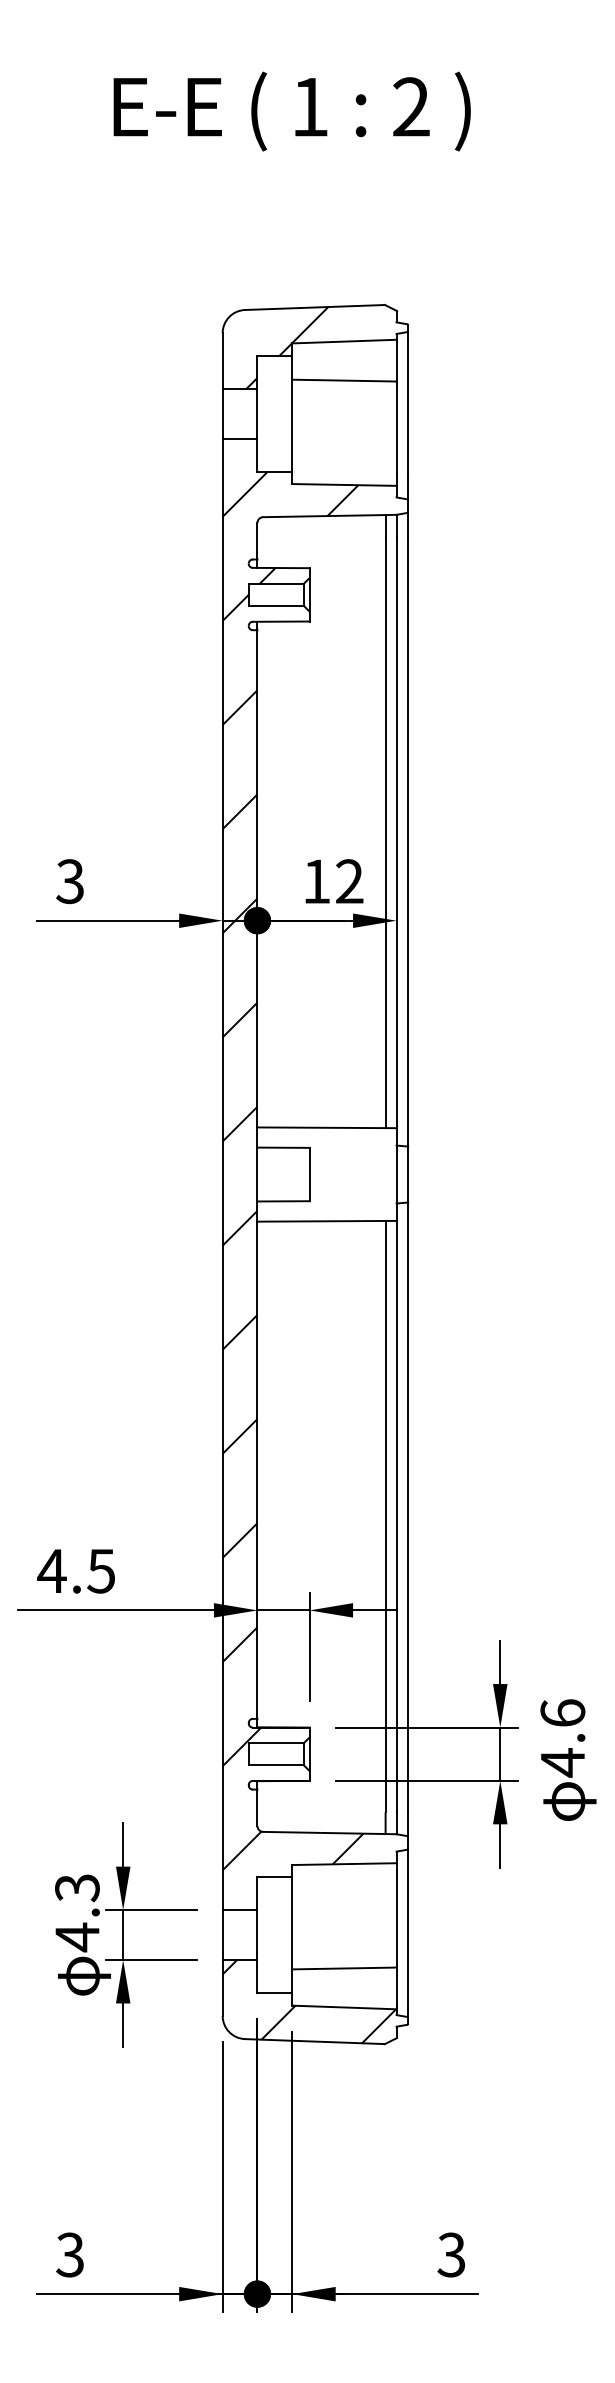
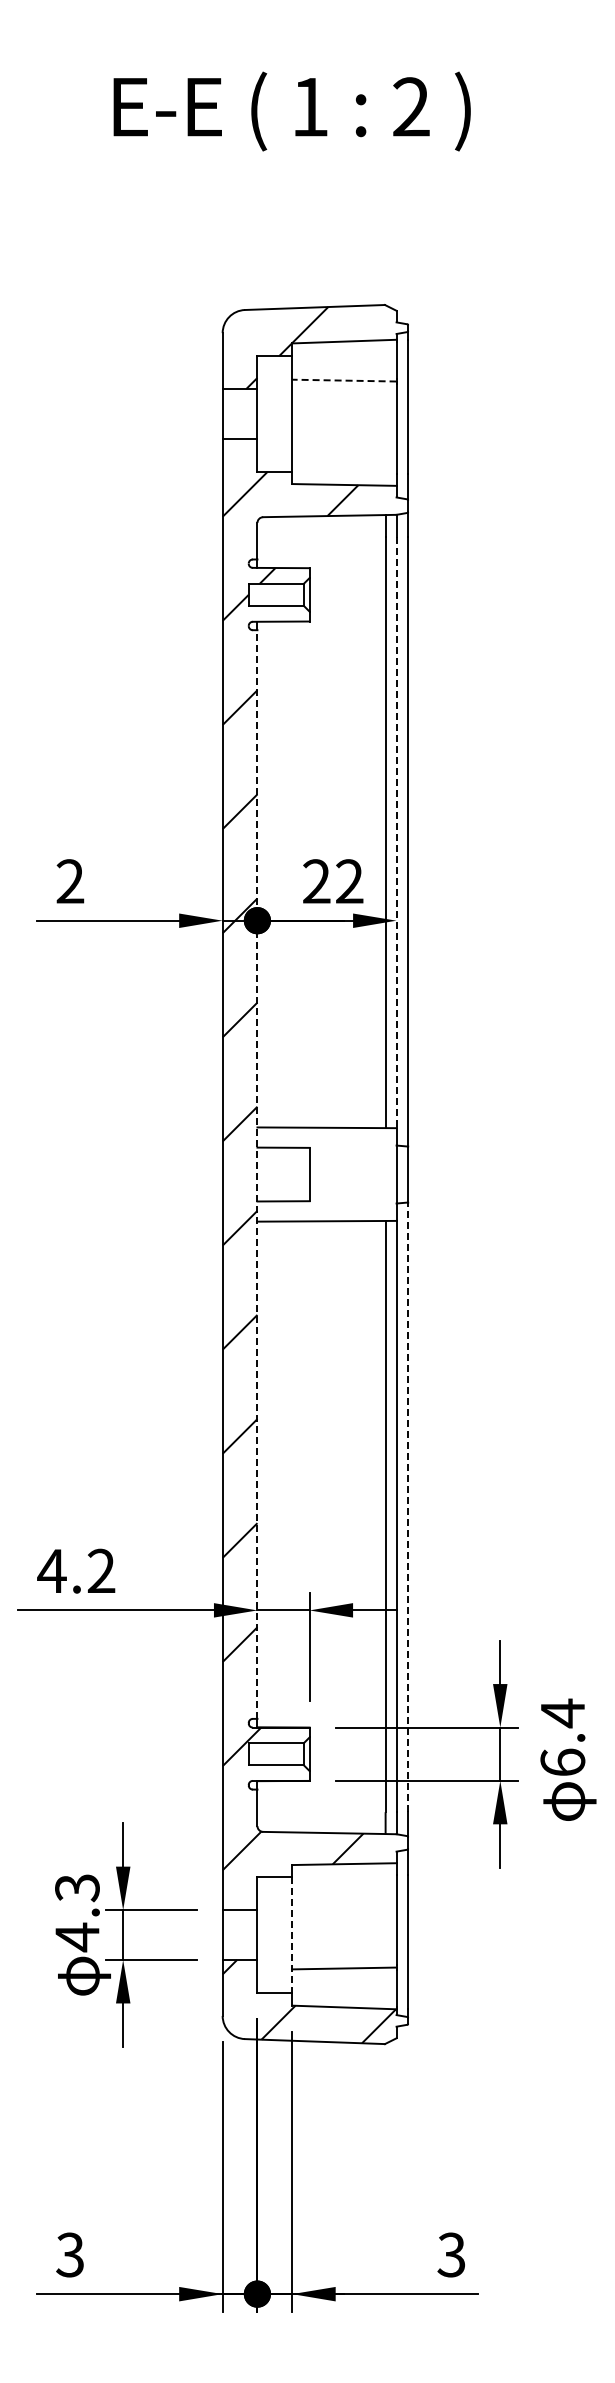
line: solid -> dashed (343, 380)
line: solid -> dashed (396, 832)
text: 3 -> 2 (70, 881)
text: 12 -> 22 (316, 881)
line: solid -> dashed (257, 1174)
line: solid -> dashed (408, 1507)
text: 4.5 -> 4.2 (101, 1570)
text: 4.6 -> 6.4 (562, 1737)
line: solid -> dashed (292, 1935)
